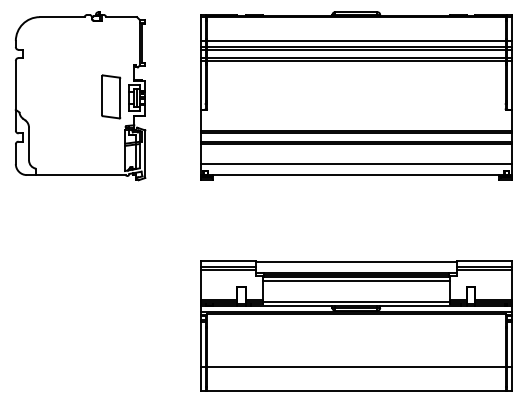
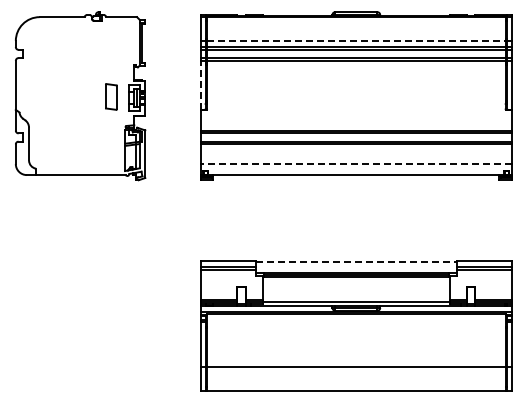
line: solid -> dashed (356, 41)
line: solid -> dashed (200, 85)
part size: 21x46 px -> 13x28 px (111, 96)
line: solid -> dashed (356, 164)
line: solid -> dashed (356, 261)
line: present -> none (355, 281)
